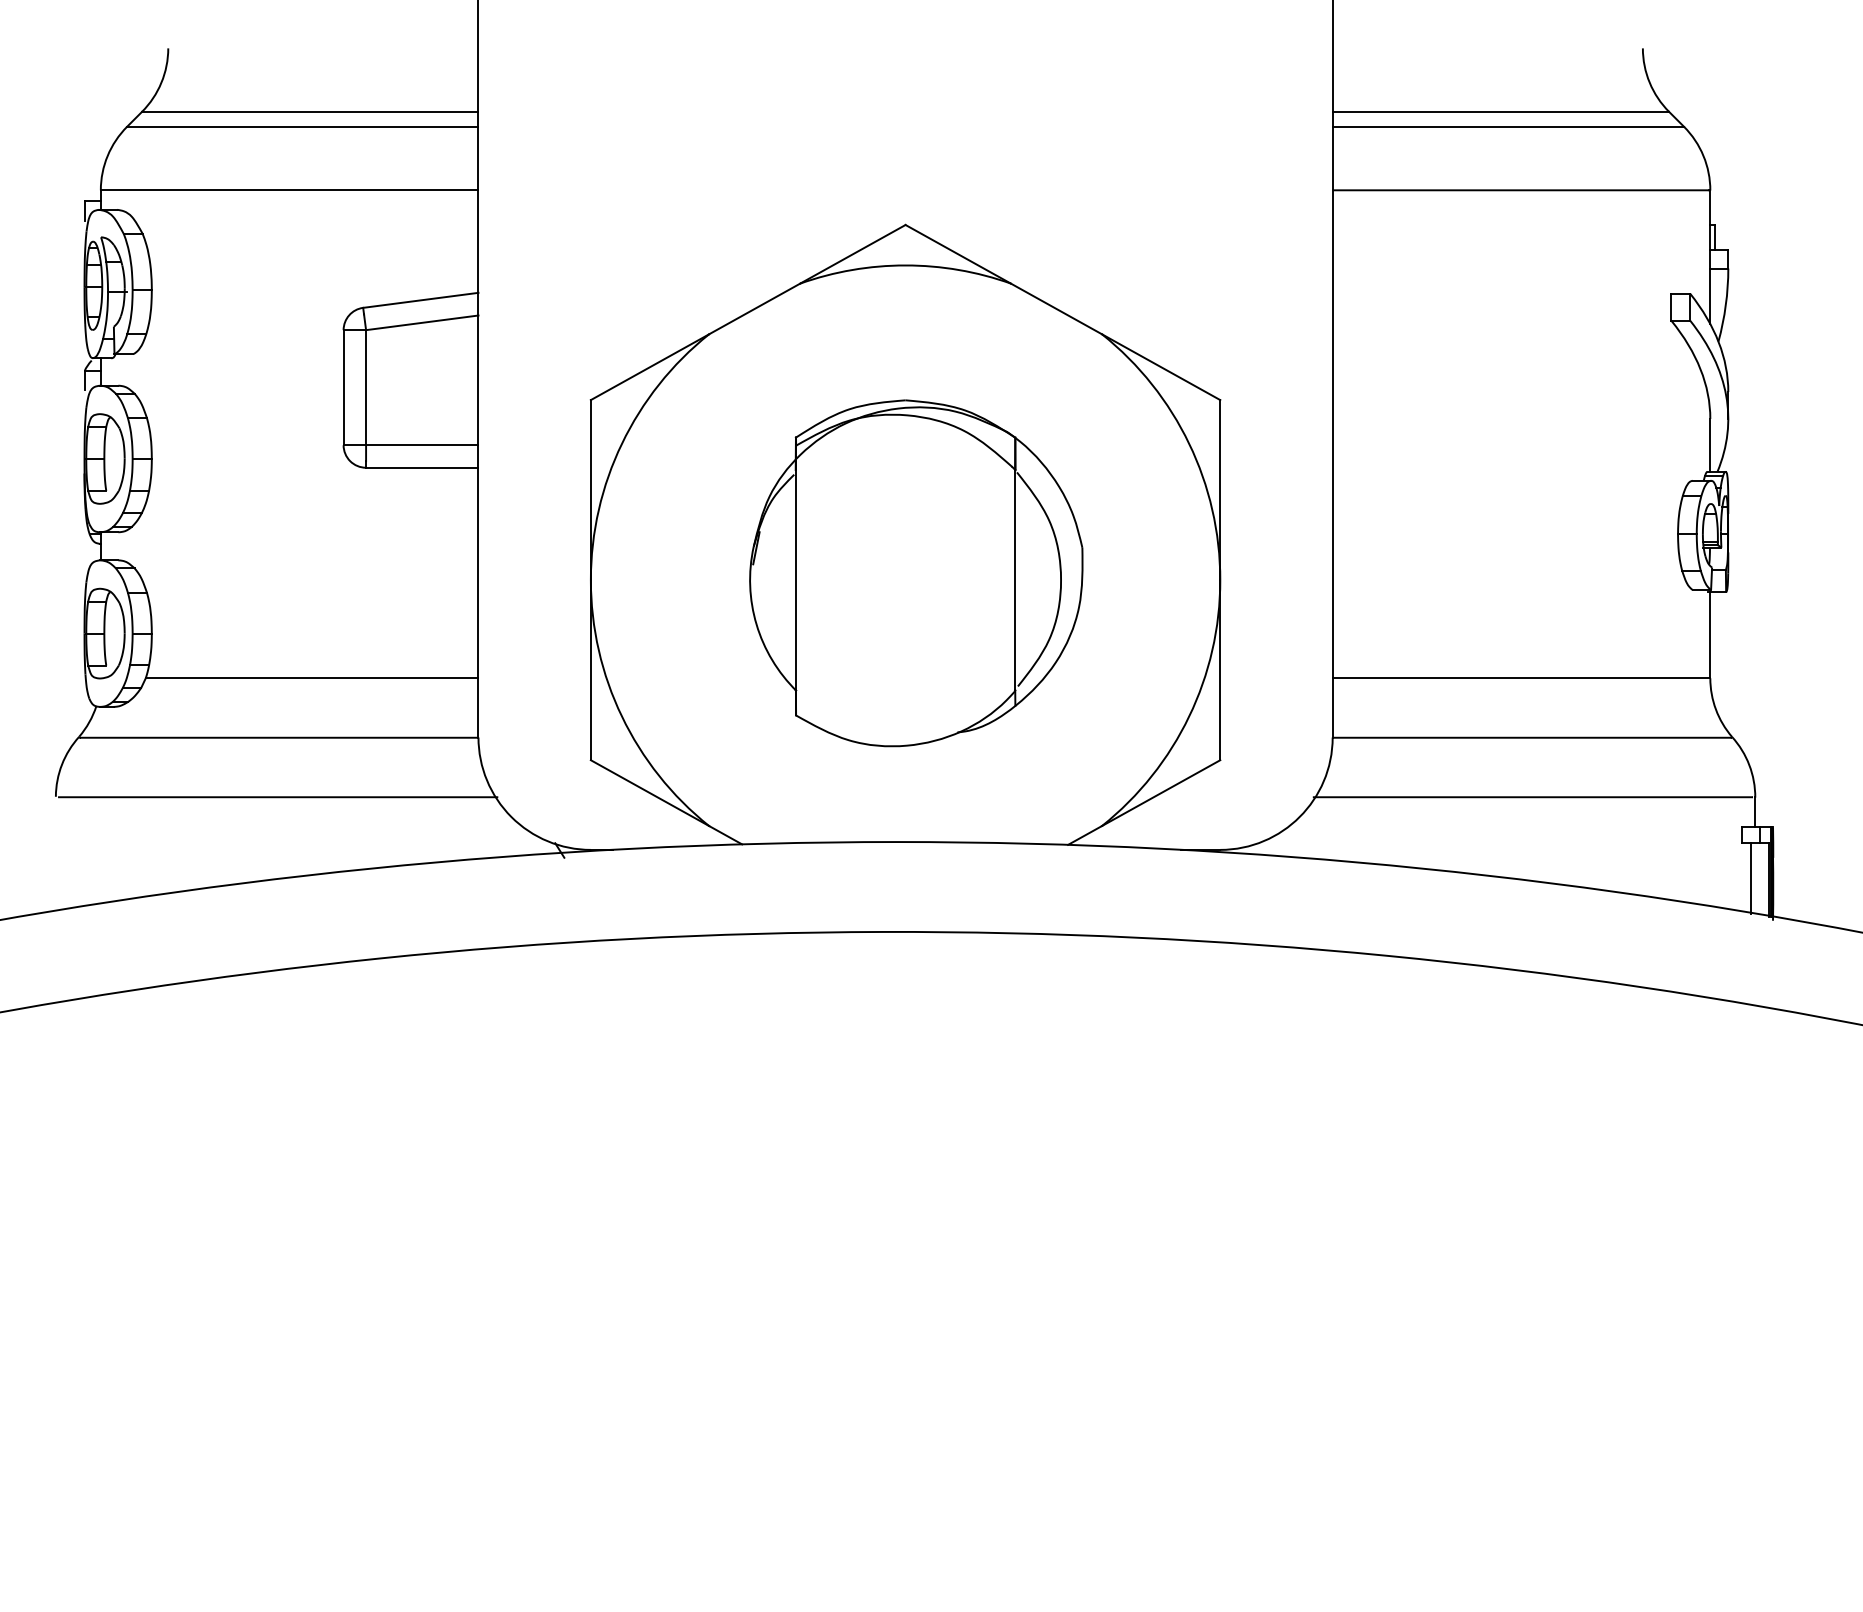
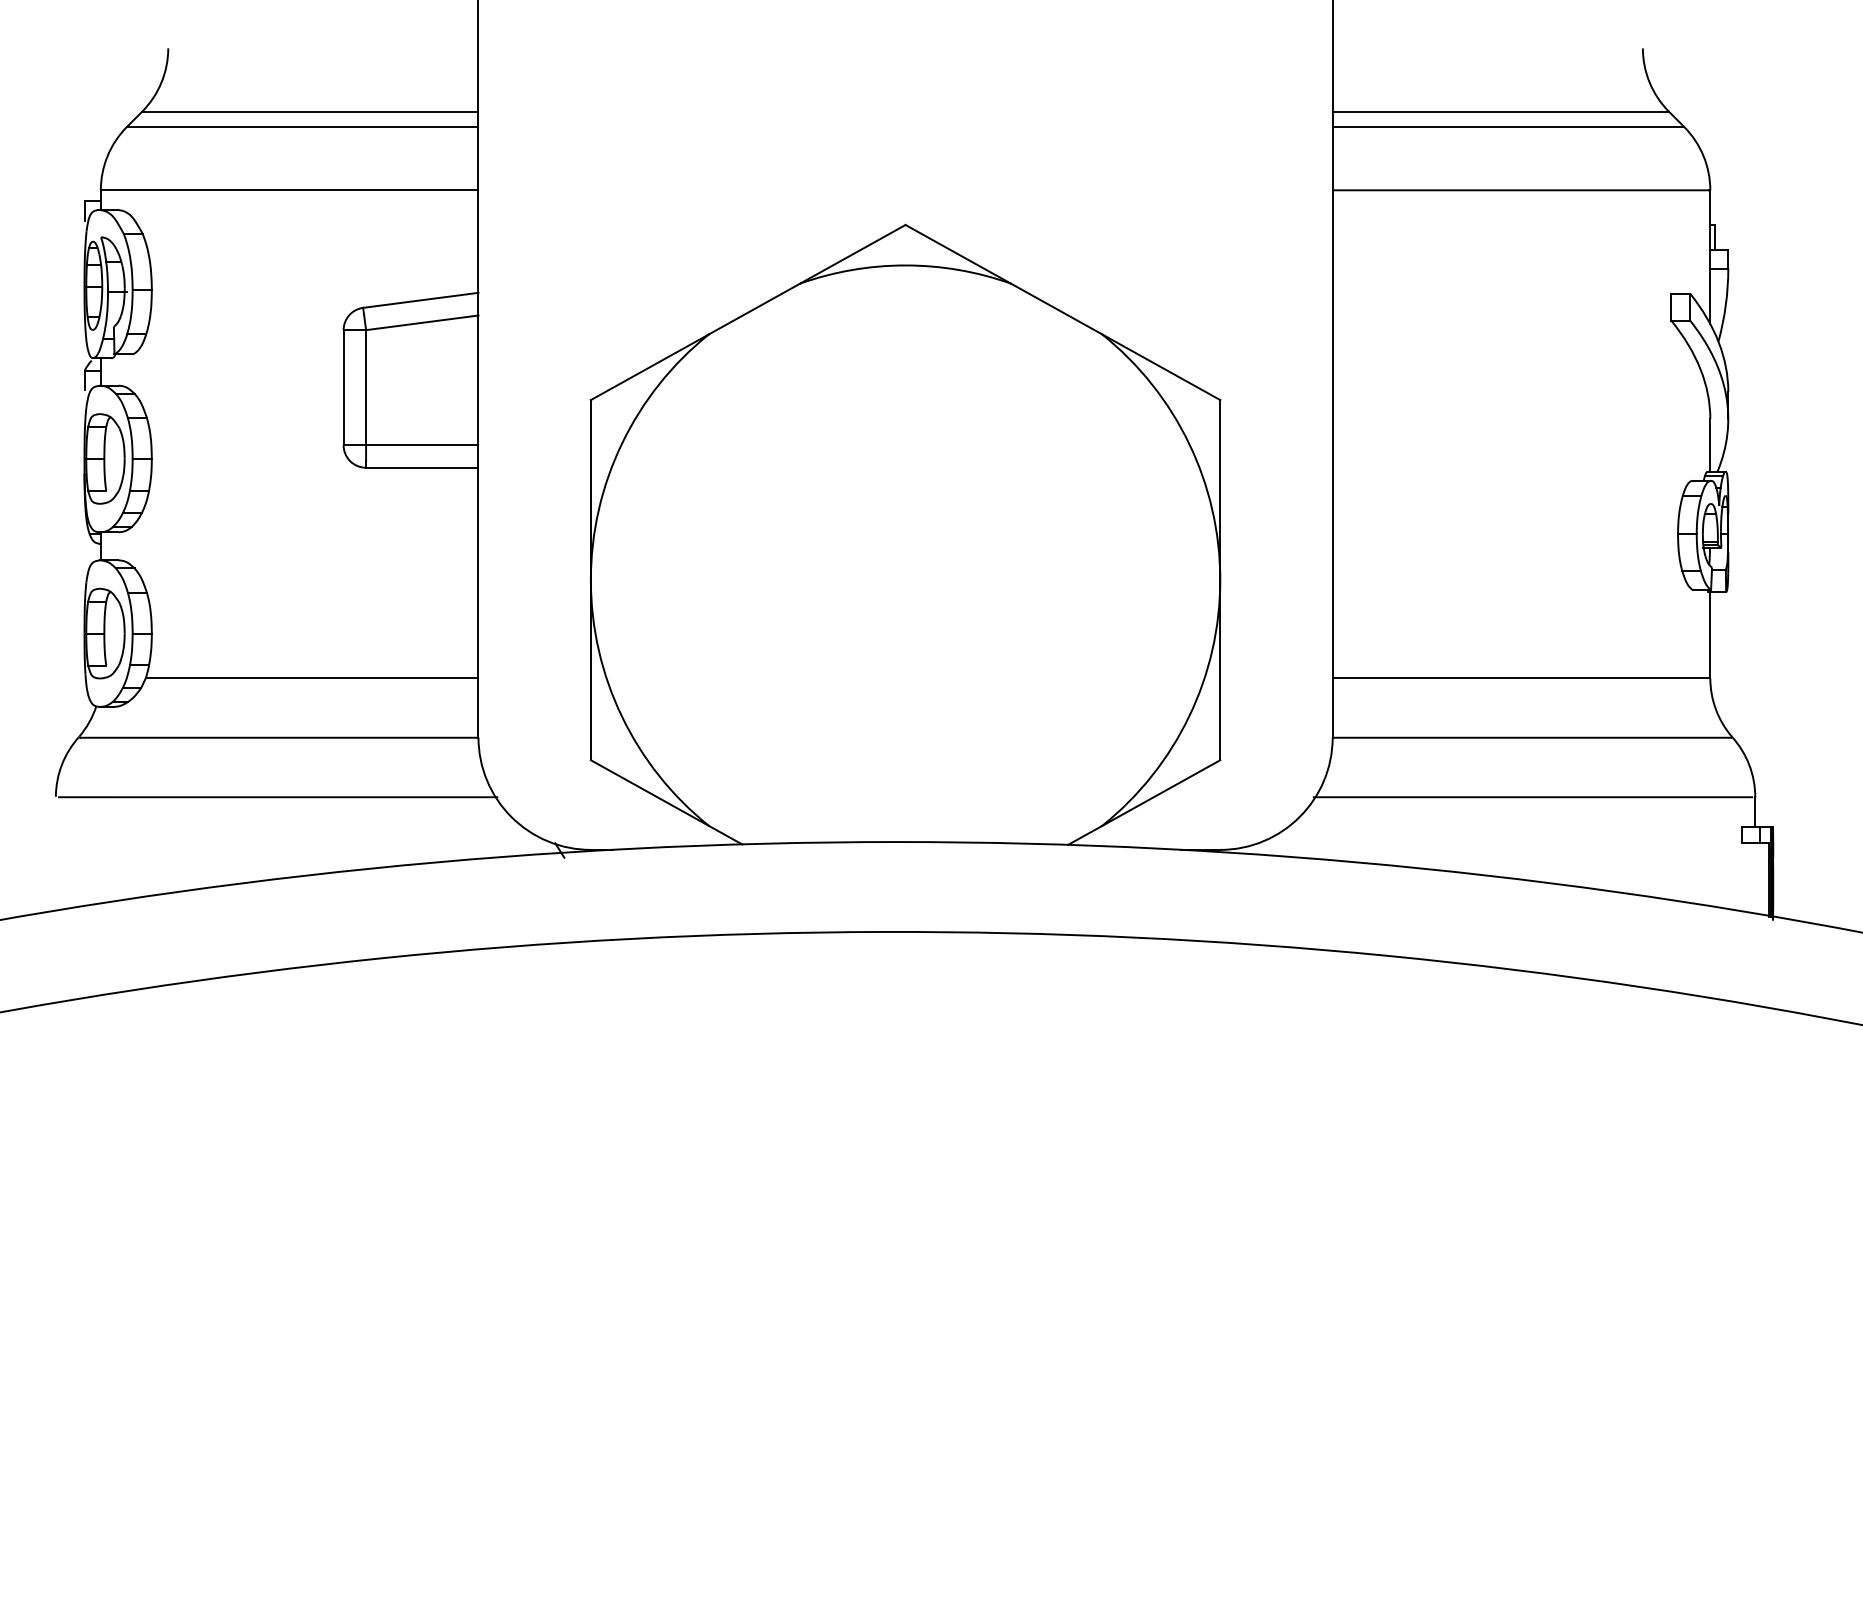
part: present -> none (916, 573)
line: present -> none (1750, 878)
